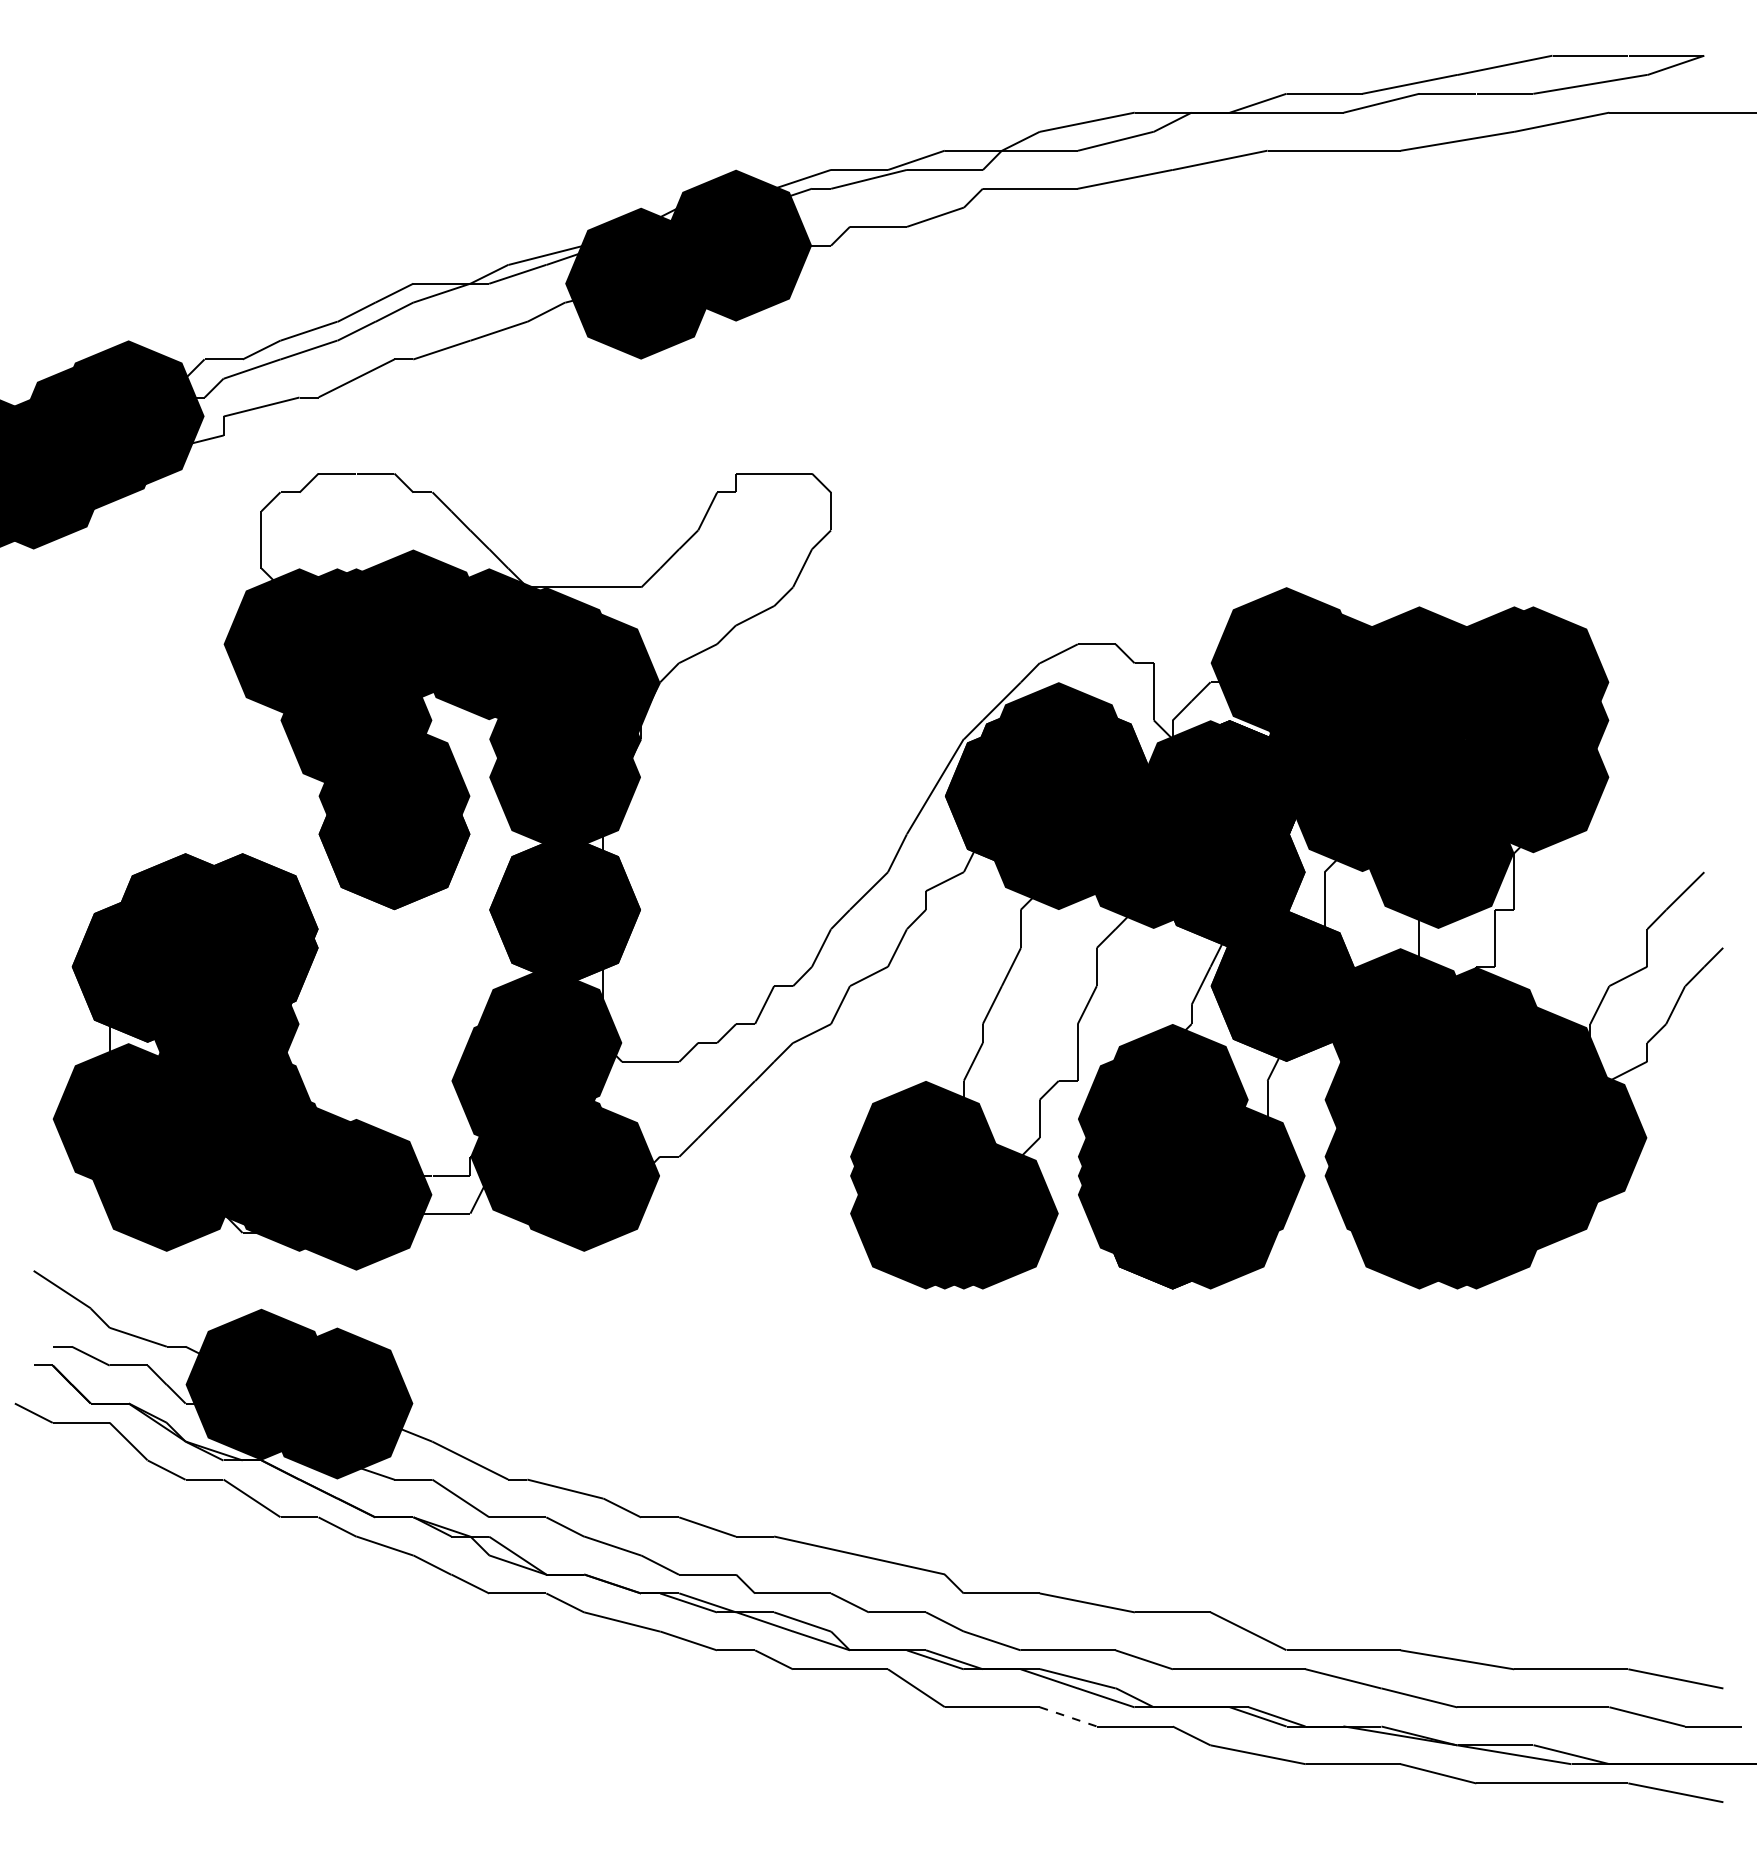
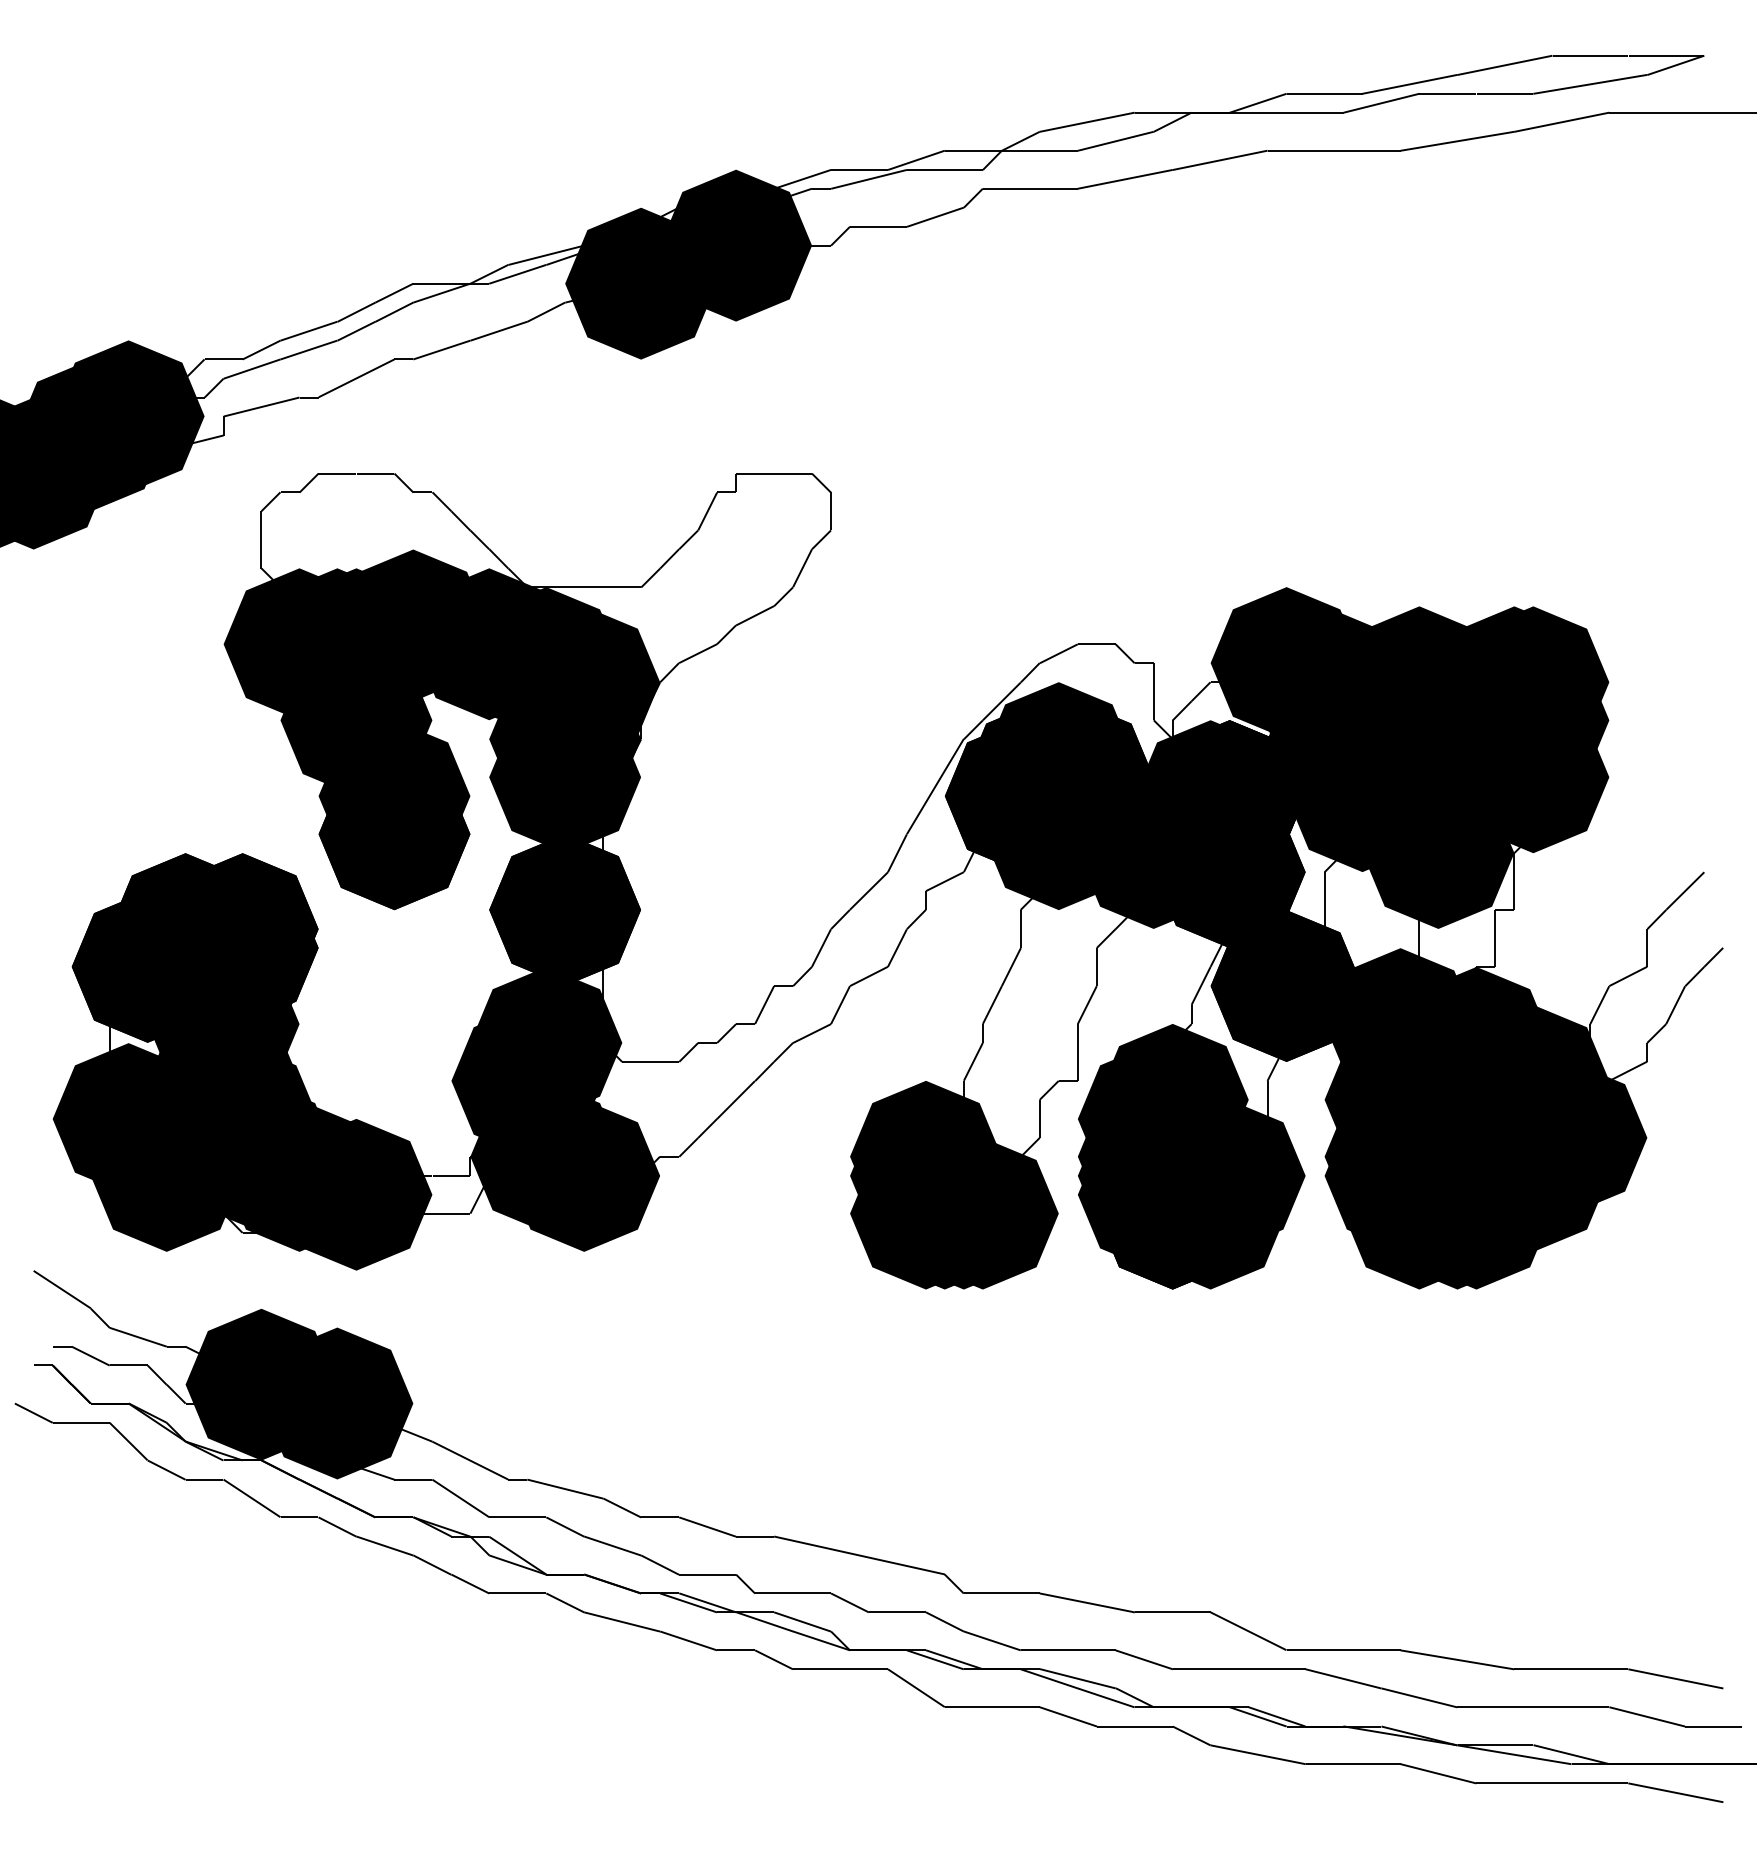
line: dashed -> solid (1068, 1717)
